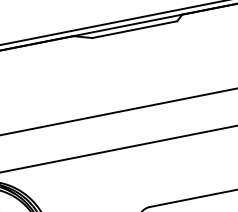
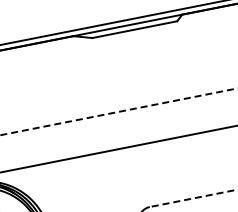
line: solid -> dashed (119, 111)
line: solid -> dashed (193, 198)
